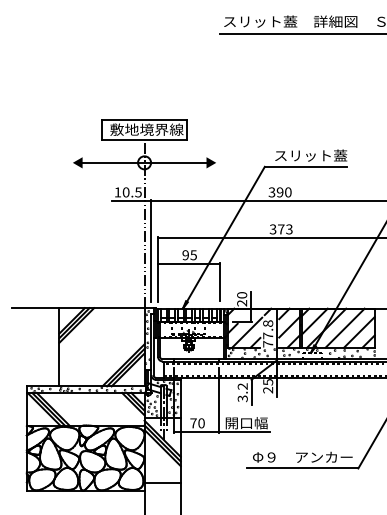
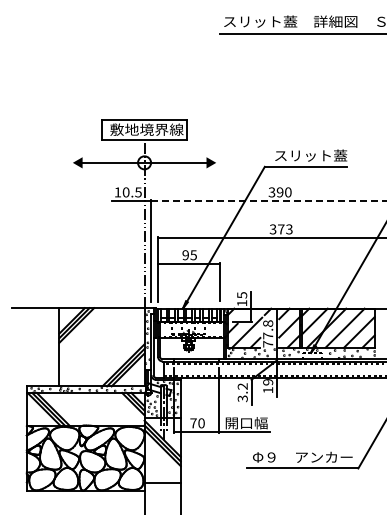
line: solid -> dashed (269, 201)
text: 20 -> 15 (242, 299)
text: 25 -> 19 (268, 386)
